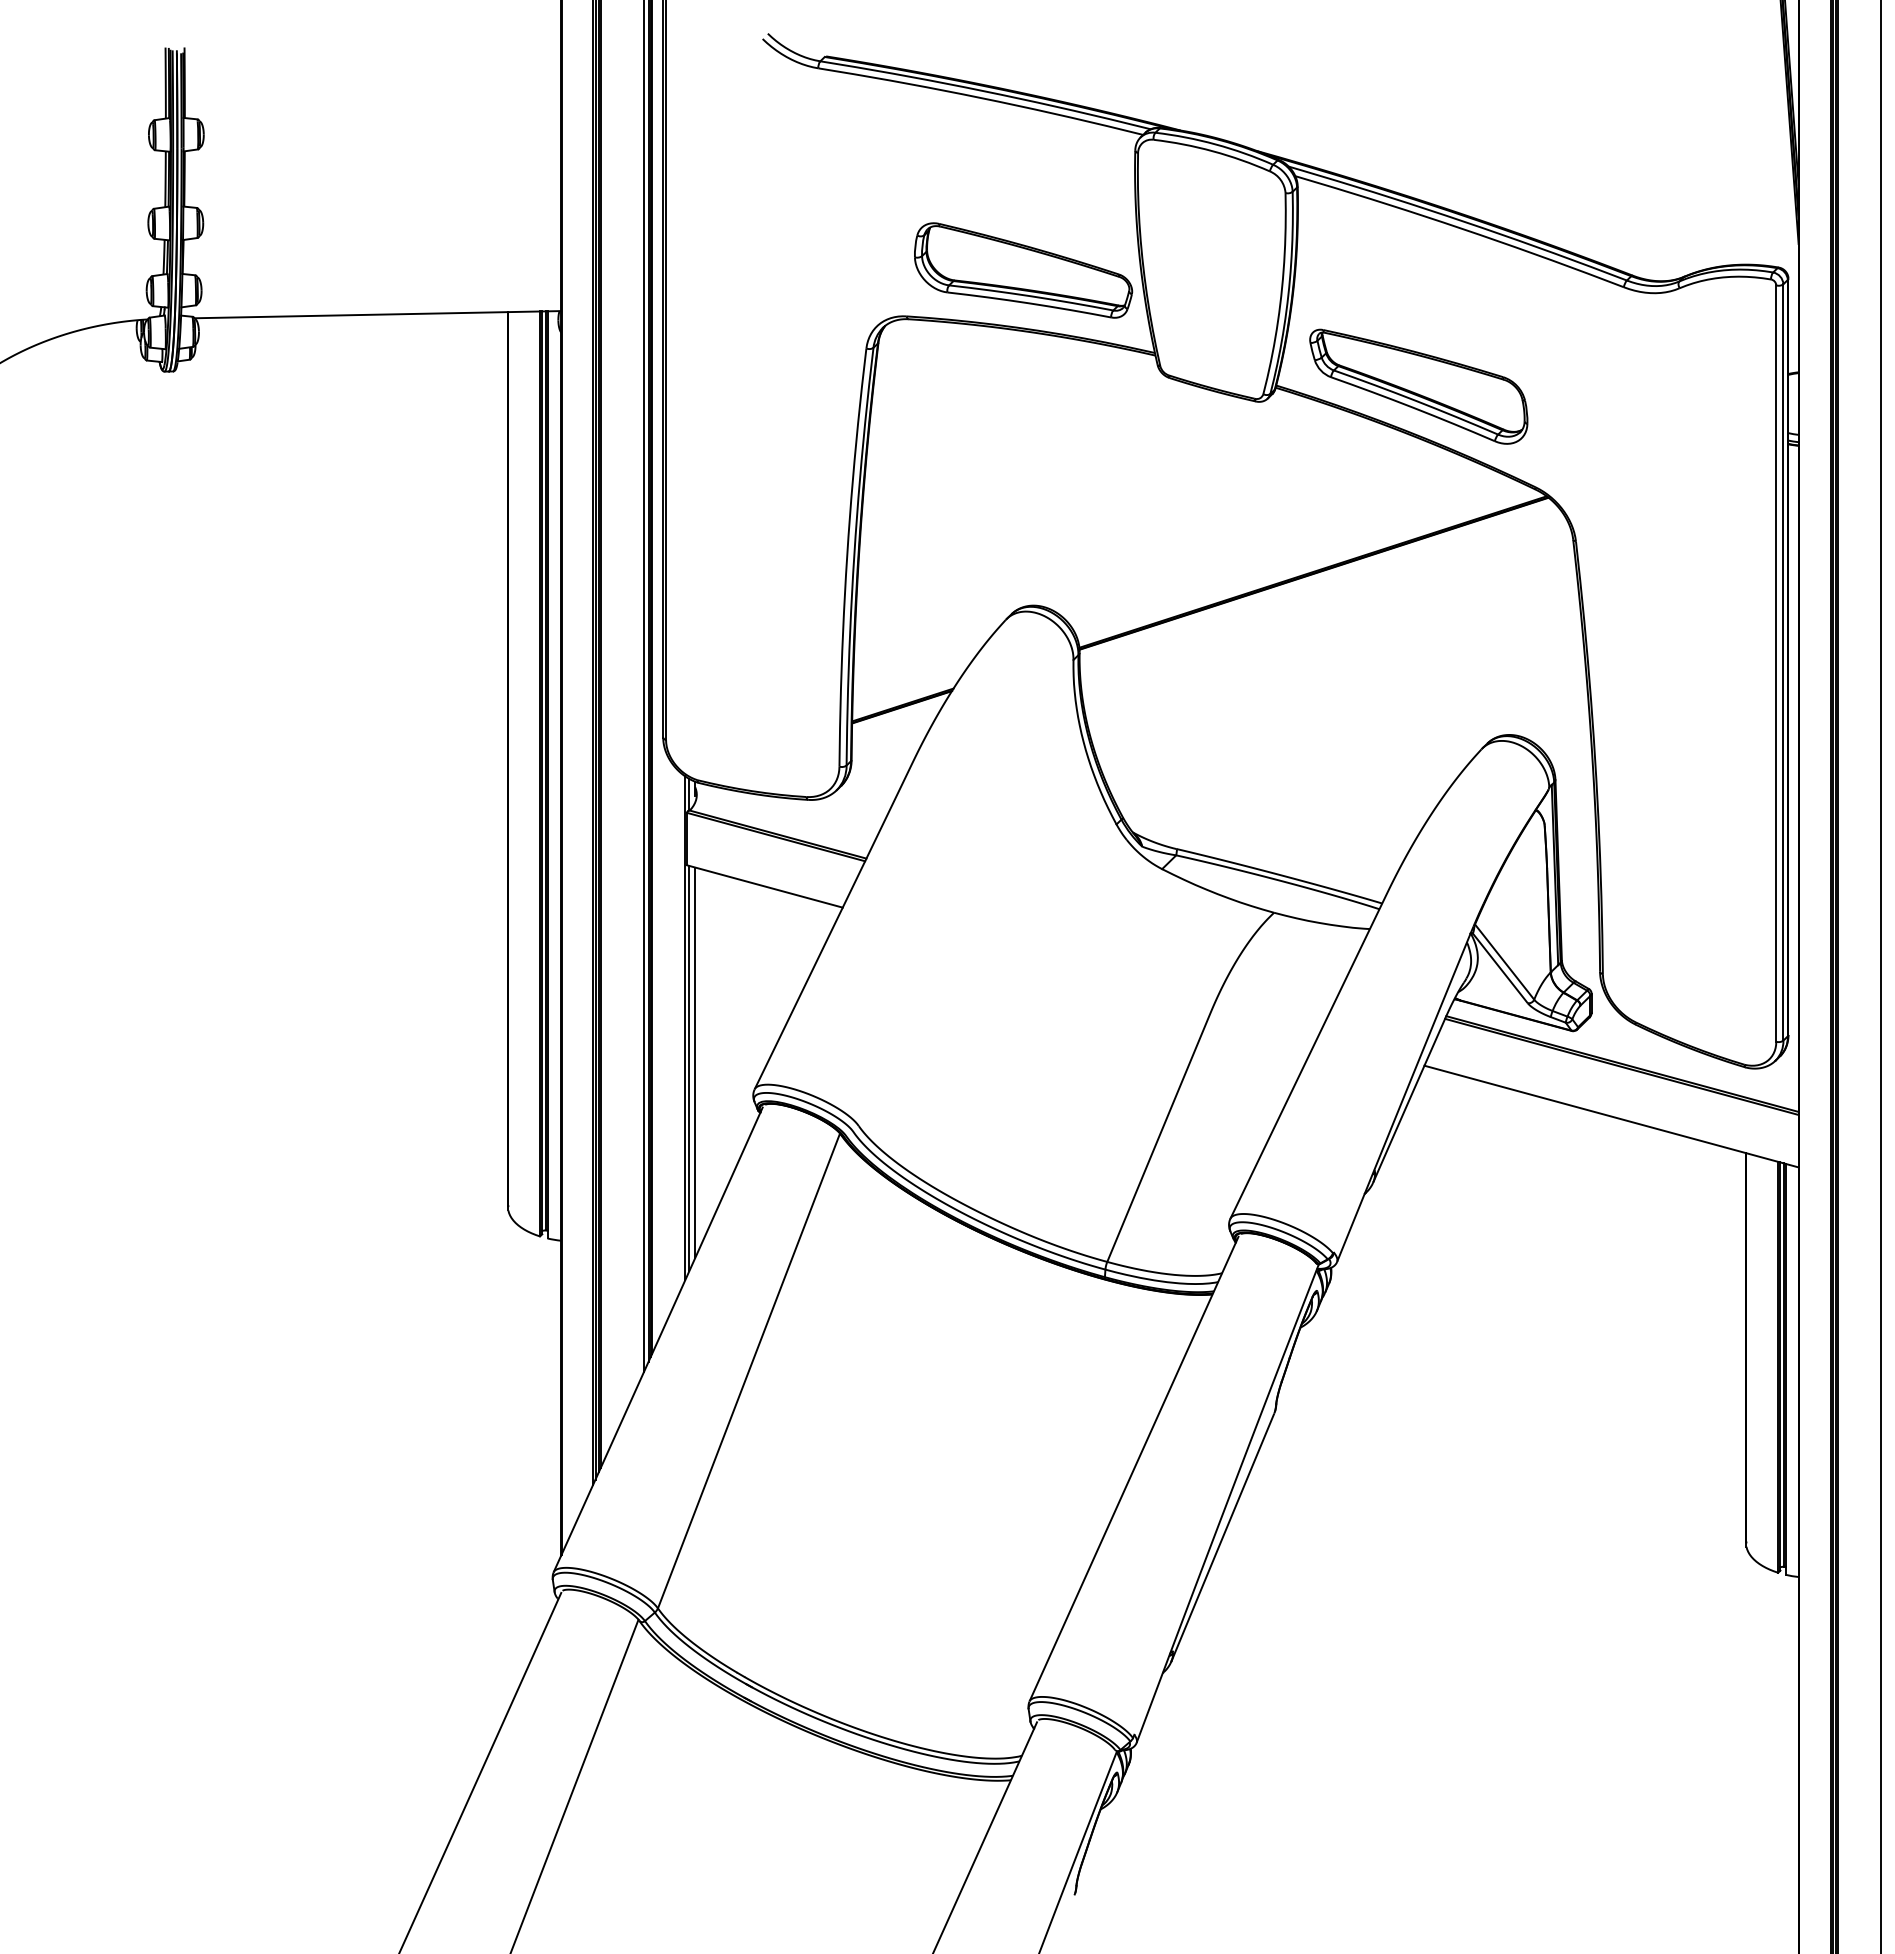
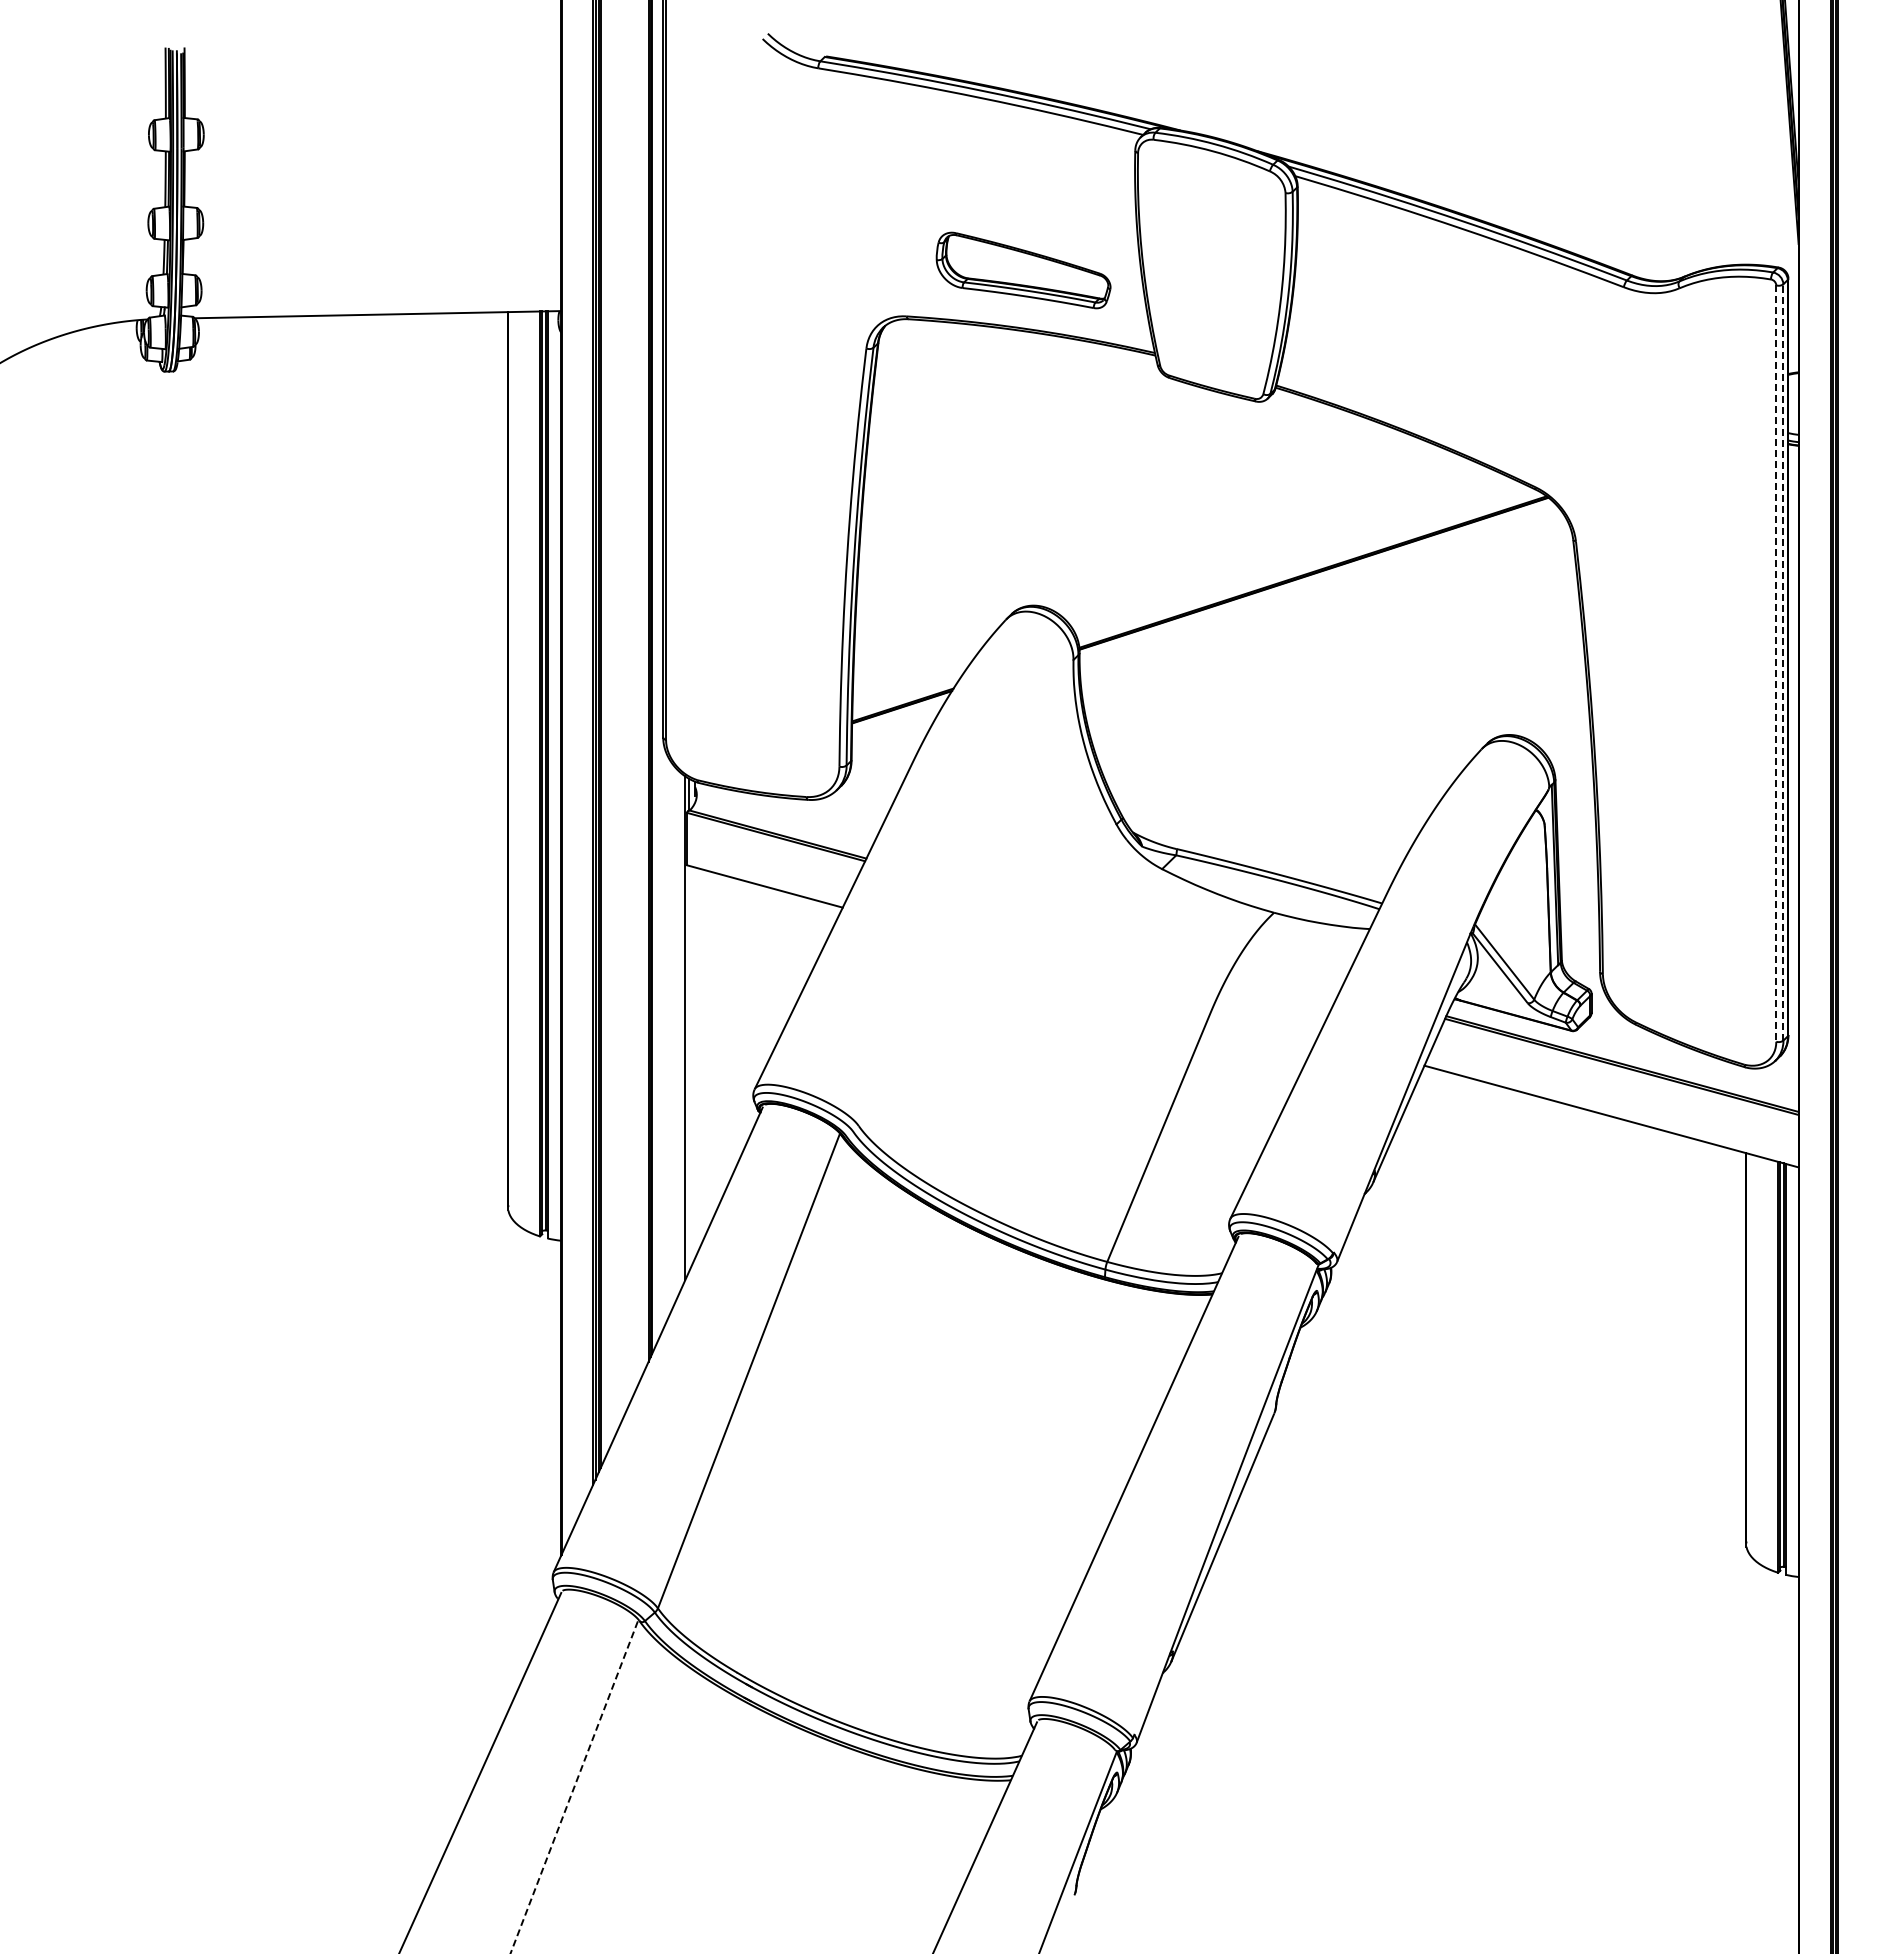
part size: 220x97 px -> 177x79 px (1023, 270)
part: present -> none (1418, 386)
line: solid -> dashed (1783, 661)
line: solid -> dashed (1776, 664)
line: present -> none (643, 687)
line: present -> none (1881, 976)
line: present -> none (695, 1062)
line: present -> none (689, 1068)
line: solid -> dashed (574, 1786)
